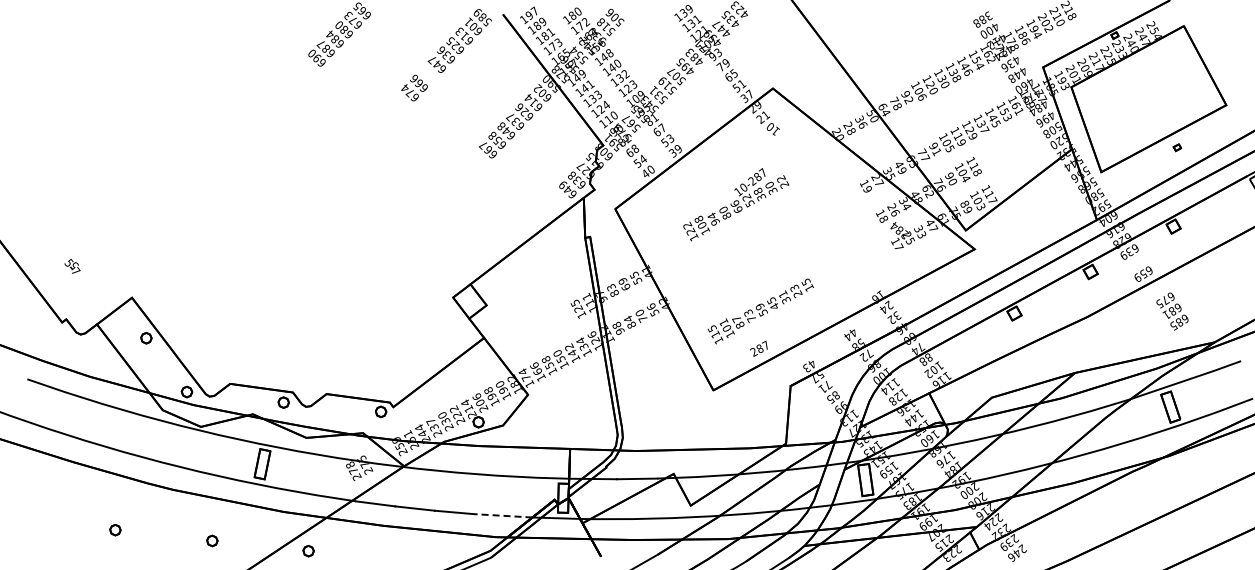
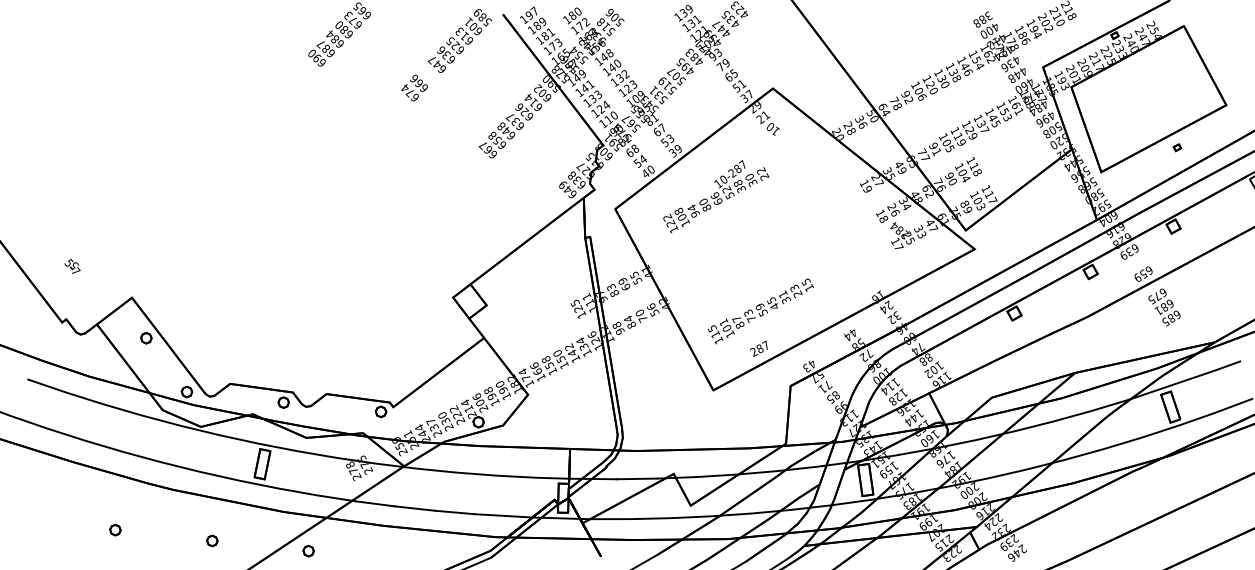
text position: (736, 204) -> (716, 196) (716, 196)
text position: (1172, 311) -> (1164, 307) (1164, 307)
line: dashed -> solid (502, 515)
